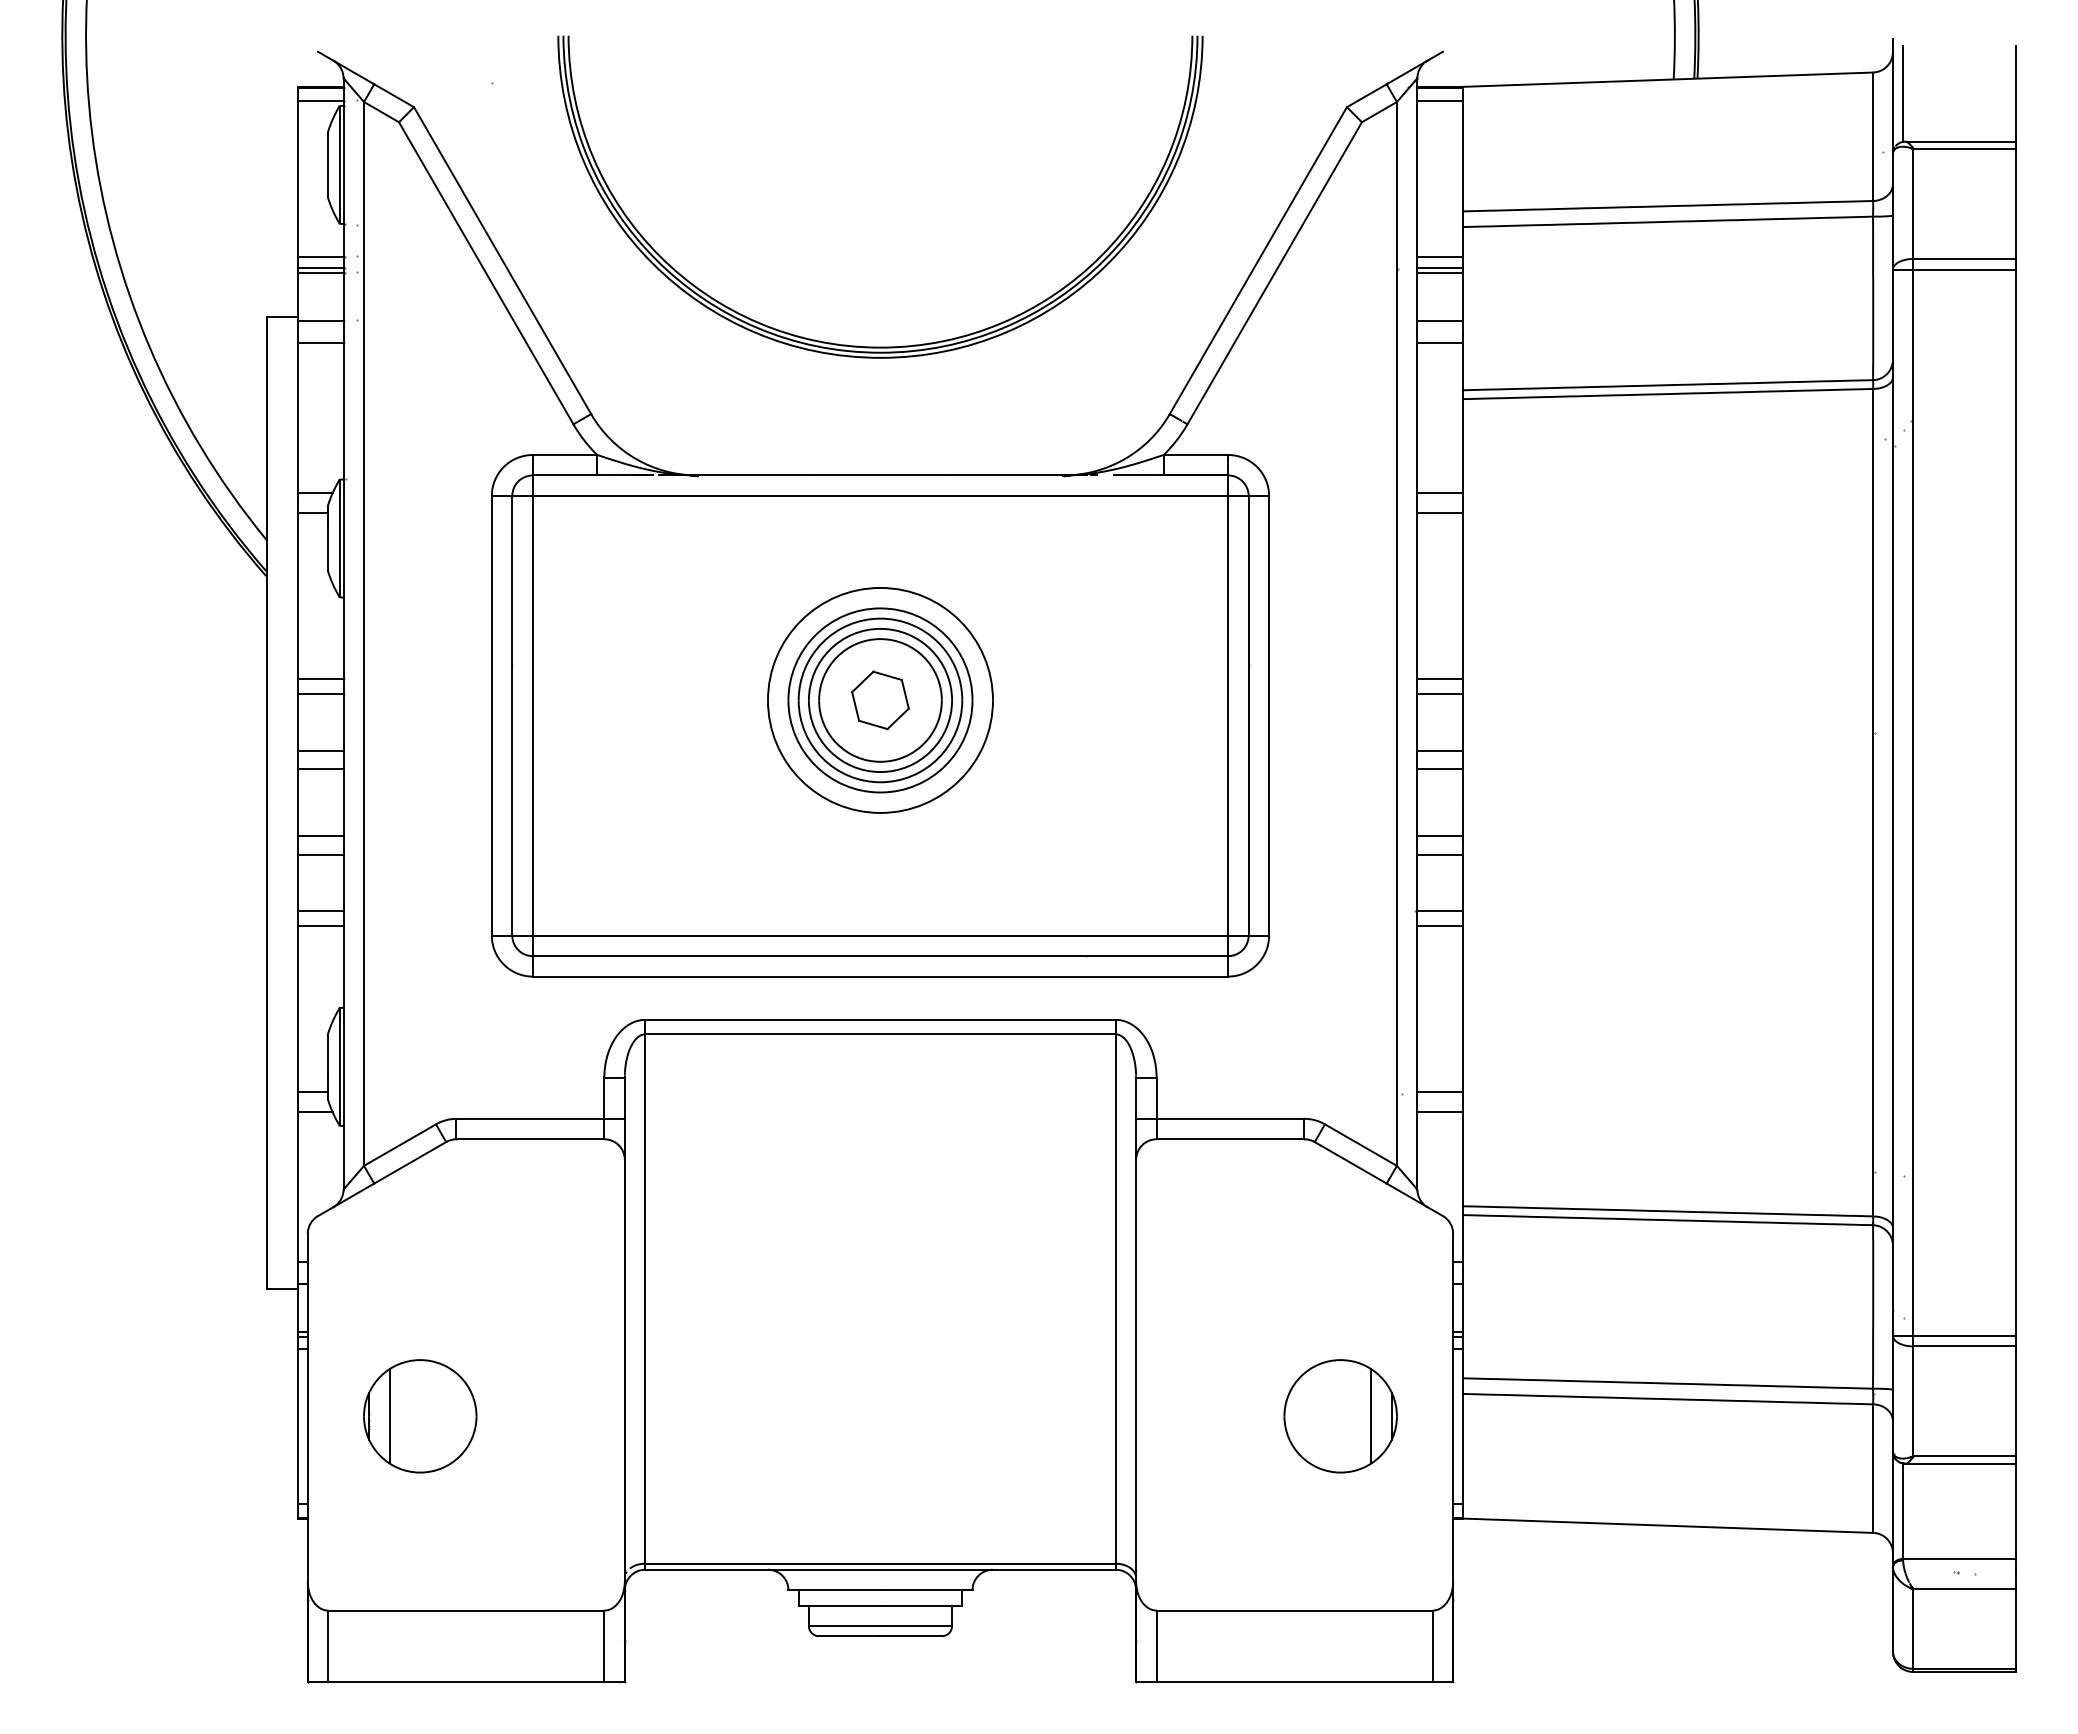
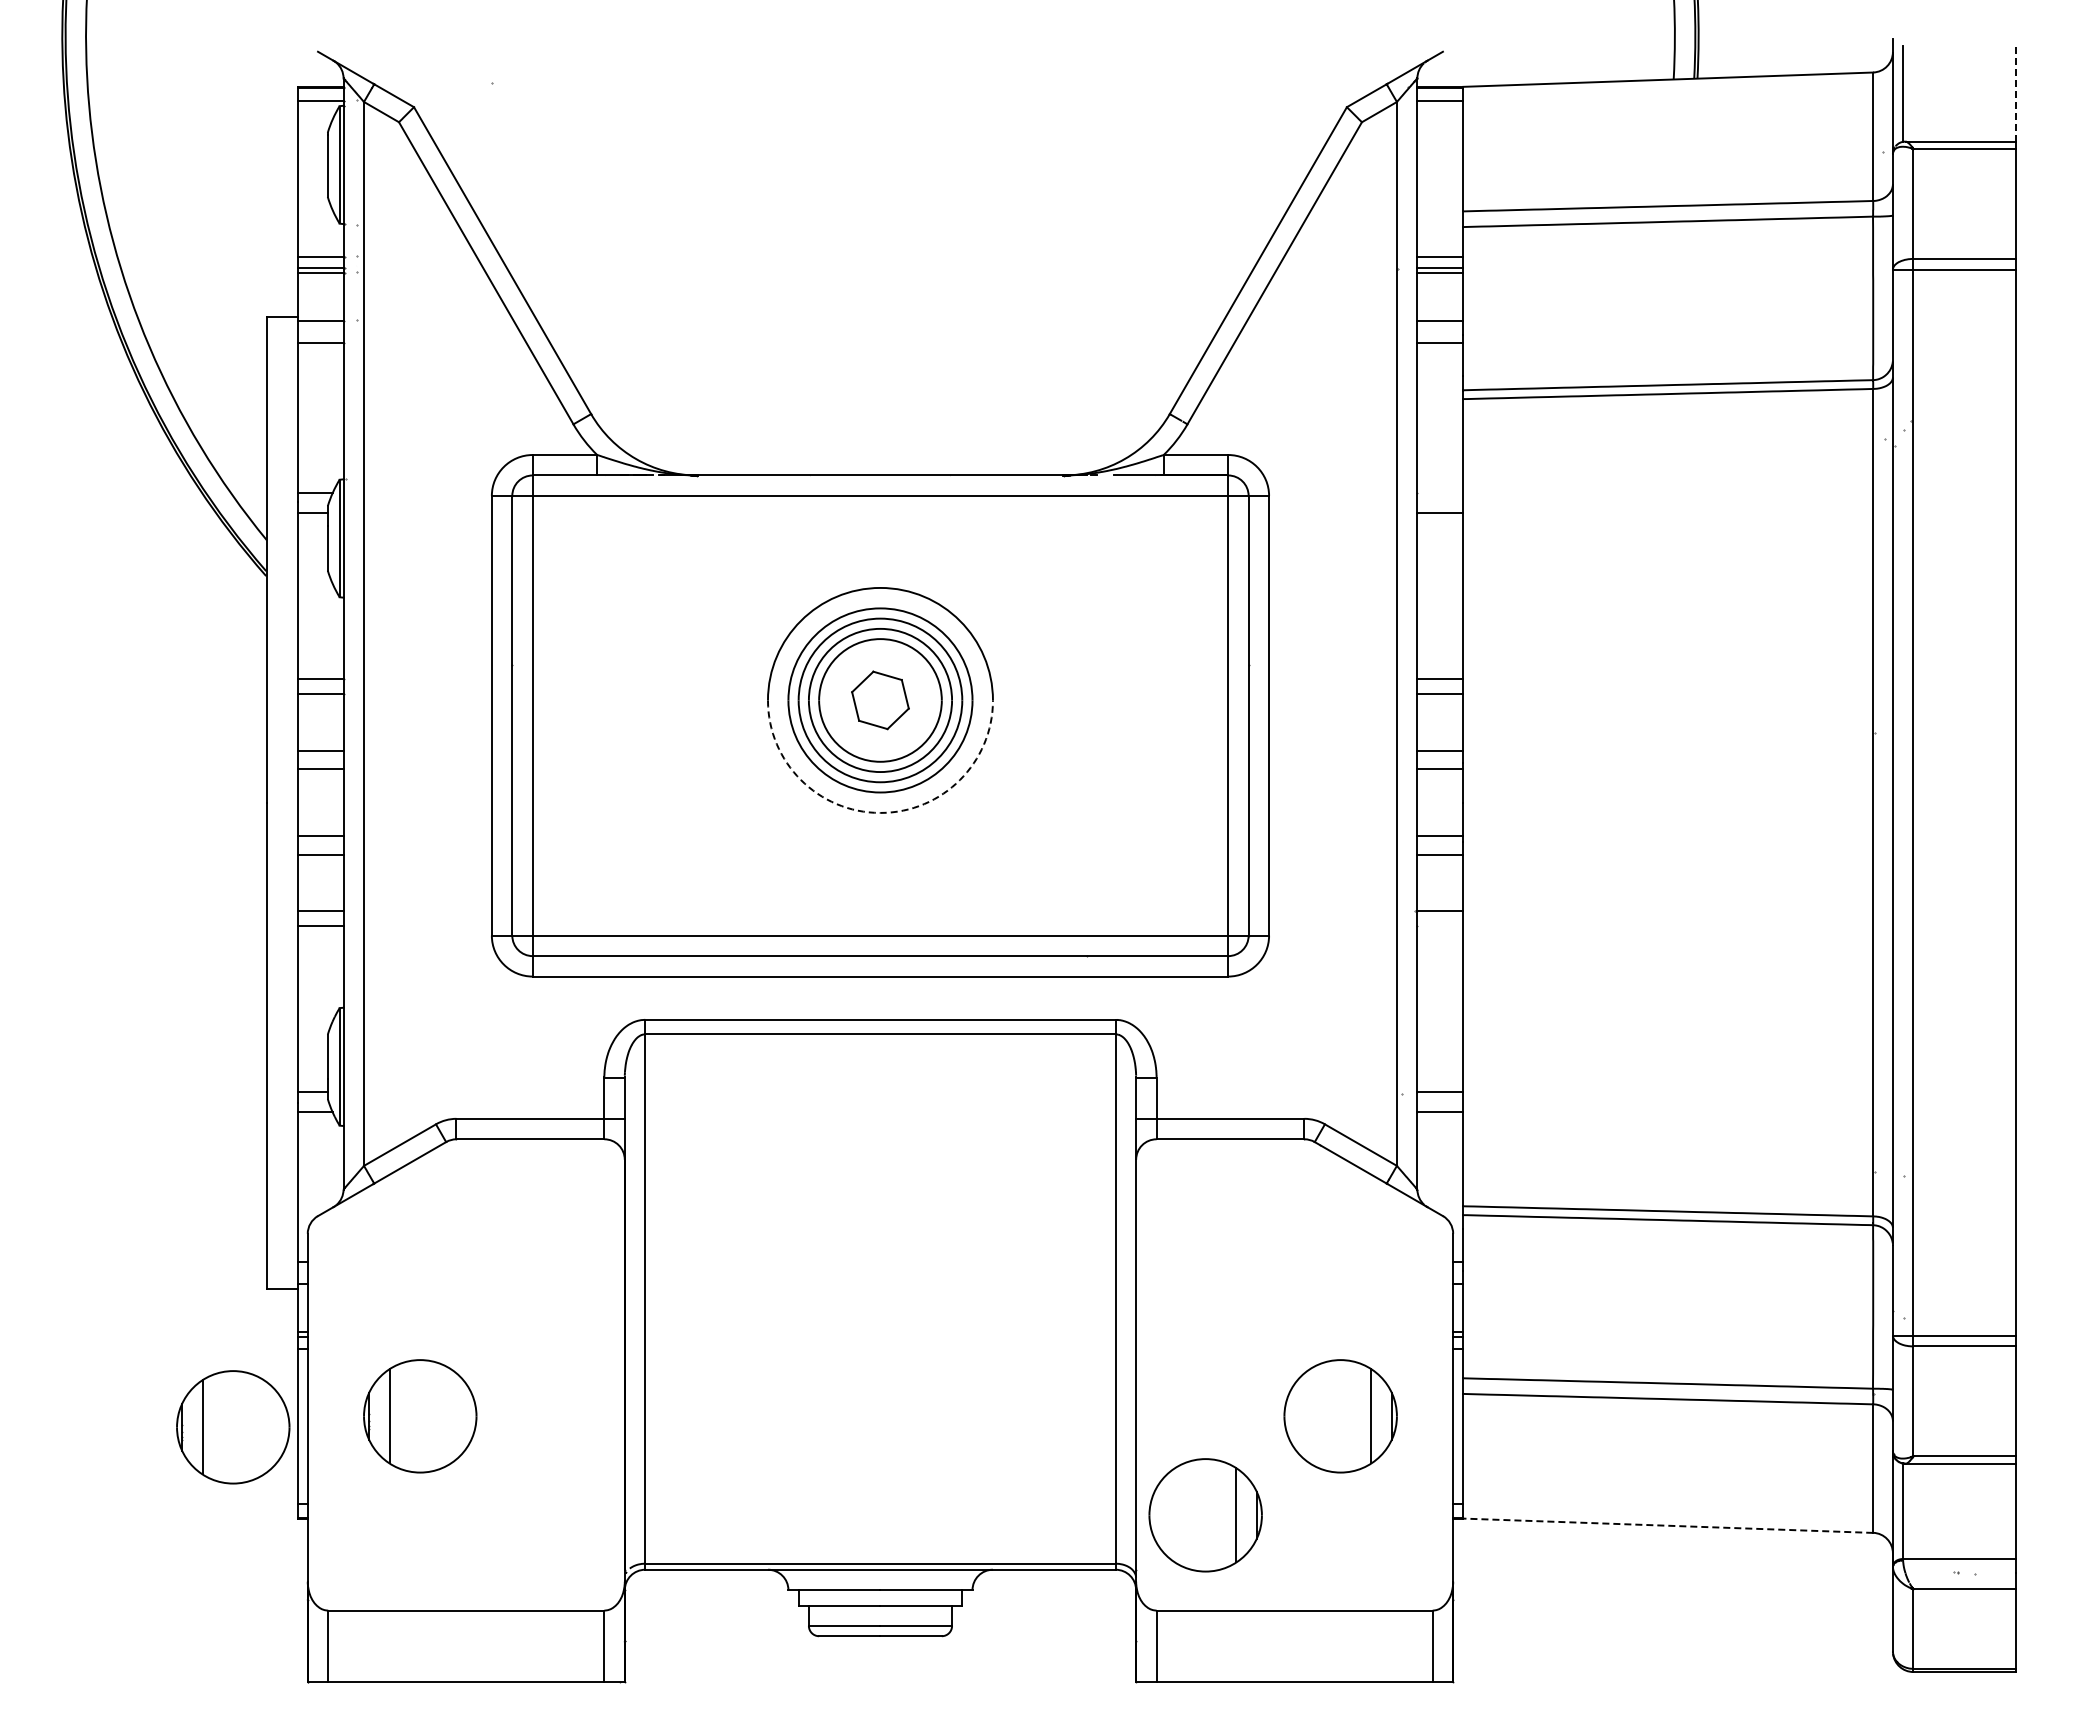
line: solid -> dashed (2015, 94)
part: present -> none (880, 346)
line: present -> none (1440, 493)
arc: solid -> dashed (880, 812)
line: present -> none (1440, 925)
part: none -> present (233, 1427)
part: none -> present (1205, 1515)
line: solid -> dashed (1667, 1525)
